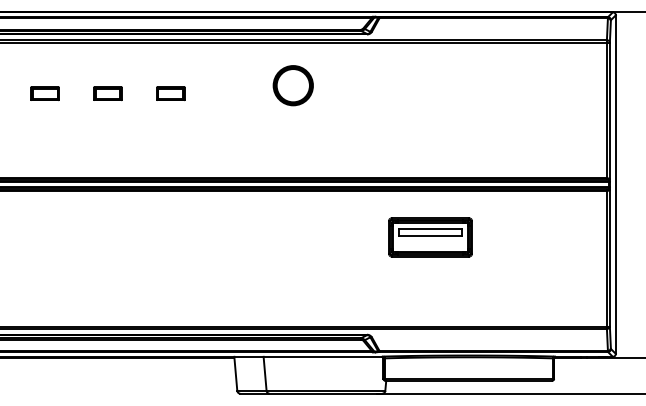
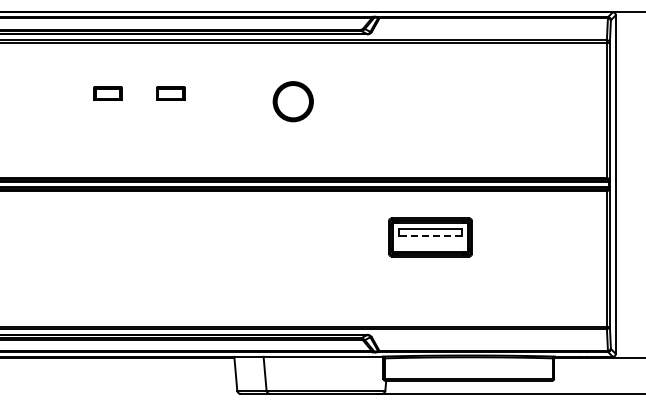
part position: (292, 85) -> (292, 101) (292, 101)
part: present -> none (44, 93)
line: solid -> dashed (430, 236)
